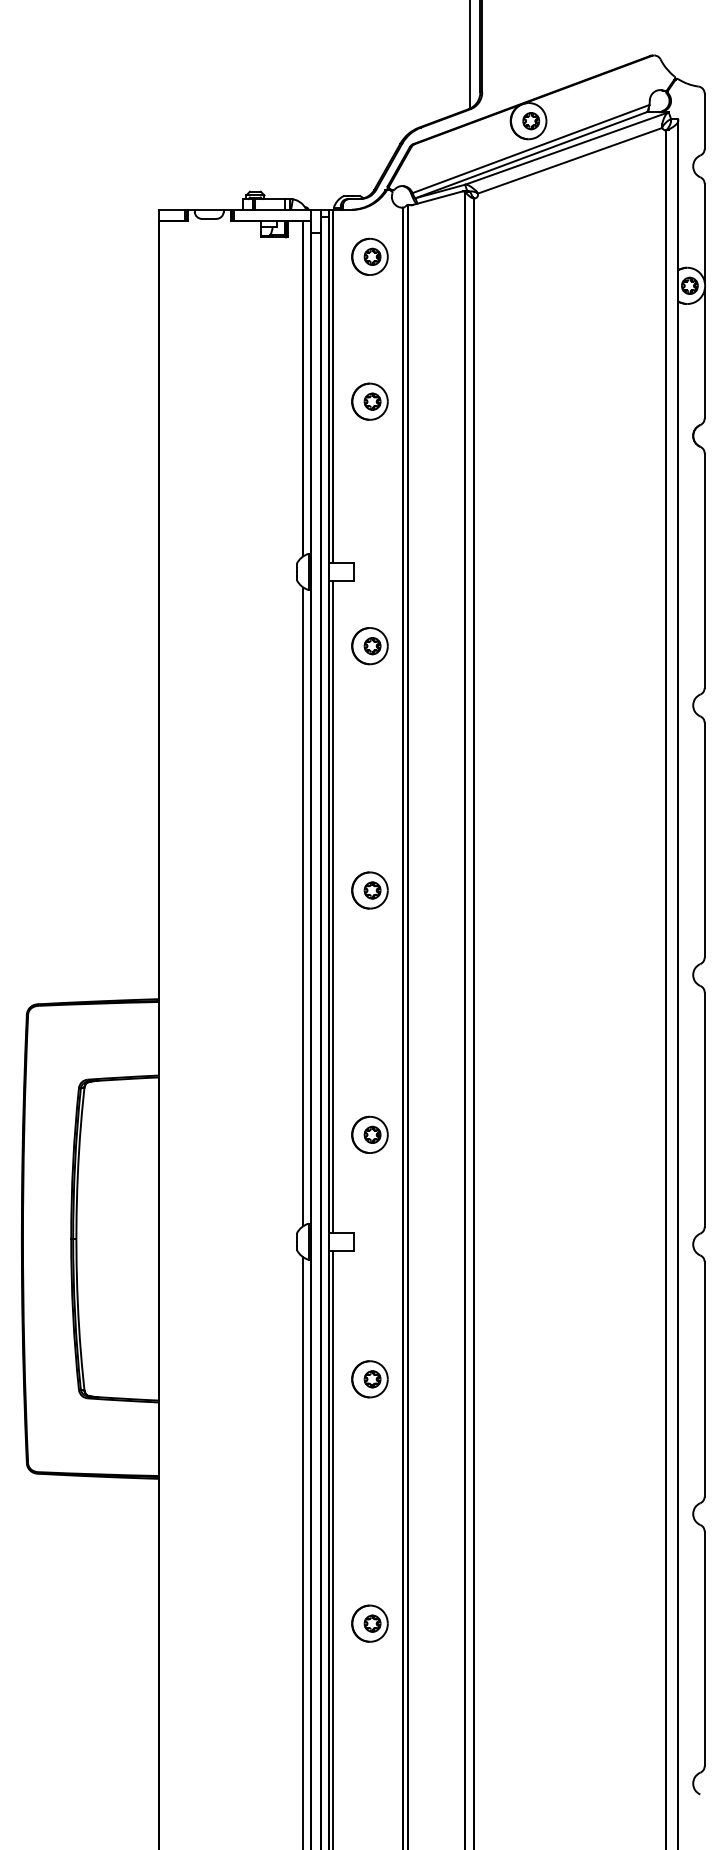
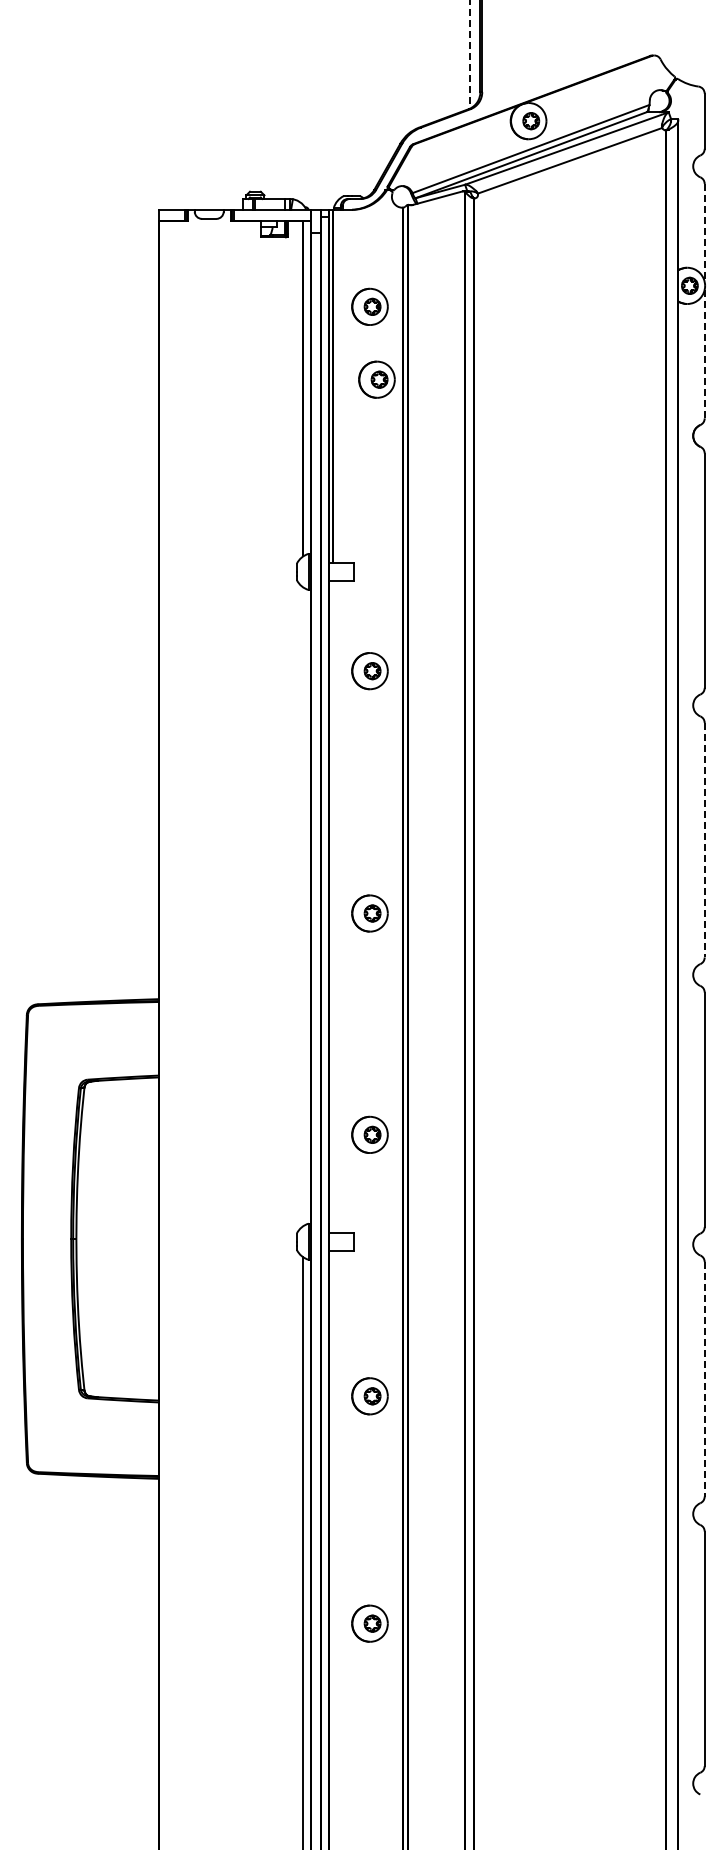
line: solid -> dashed (469, 54)
line: solid -> dashed (704, 233)
part position: (369, 256) -> (369, 306) (369, 306)
line: solid -> dashed (704, 354)
part position: (369, 401) -> (376, 379) (376, 379)
part position: (369, 646) -> (369, 671) (369, 671)
line: solid -> dashed (704, 840)
part position: (369, 890) -> (369, 913) (369, 913)
line: present -> none (303, 906)
line: present -> none (333, 906)
part position: (369, 1379) -> (369, 1396) (369, 1396)
line: solid -> dashed (704, 1379)
line: present -> none (333, 1548)
